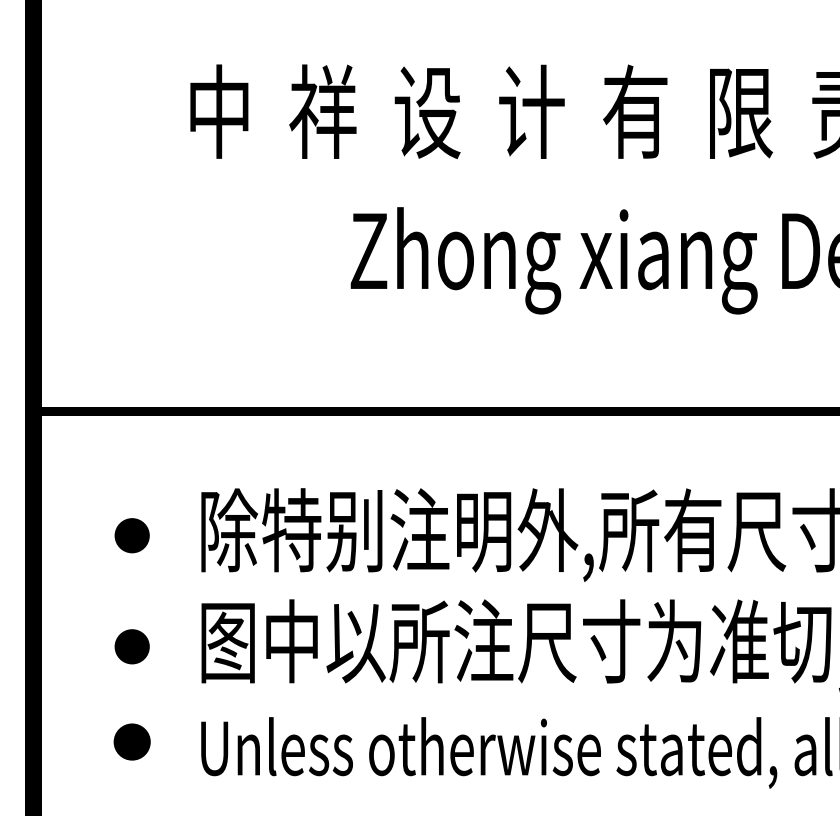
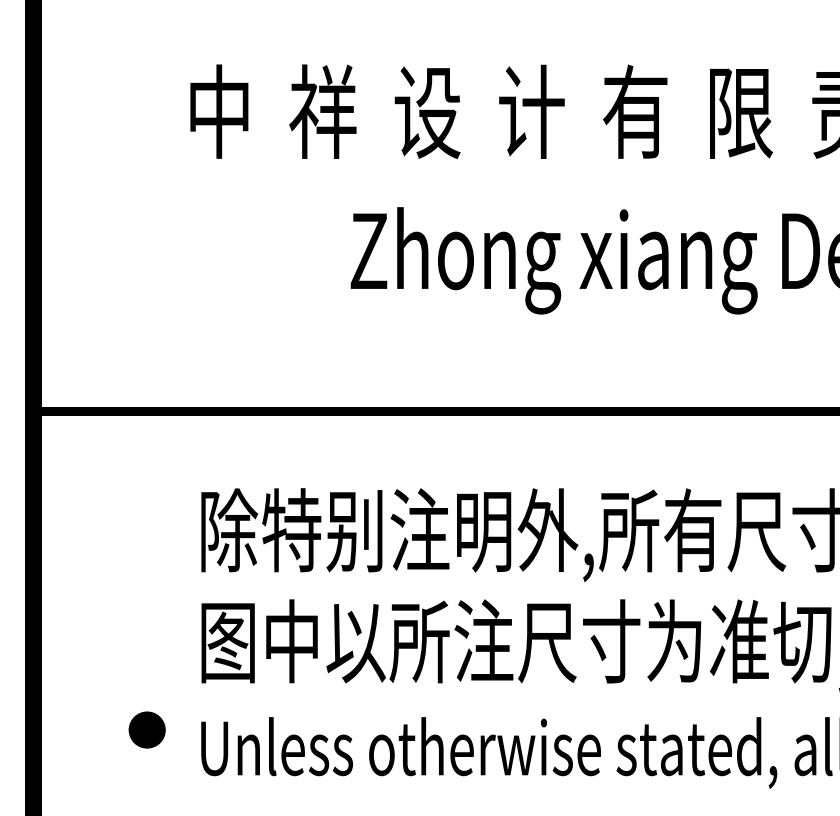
fill: present -> none (131, 535)
fill: present -> none (131, 646)
part position: (131, 741) -> (146, 729) (146, 729)
